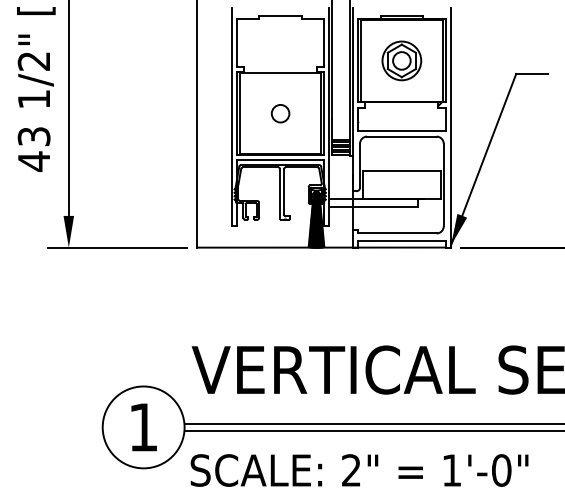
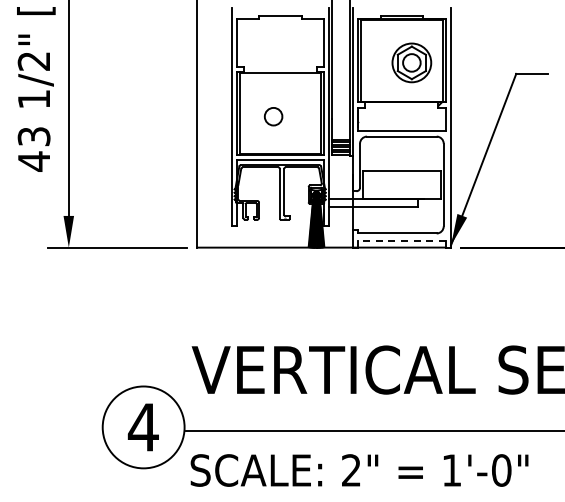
part position: (401, 60) -> (411, 62) (411, 62)
circle position: (280, 113) -> (273, 116) (273, 116)
line: solid -> dashed (401, 240)
line: present -> none (373, 424)
text: 1 -> 4 (142, 427)
